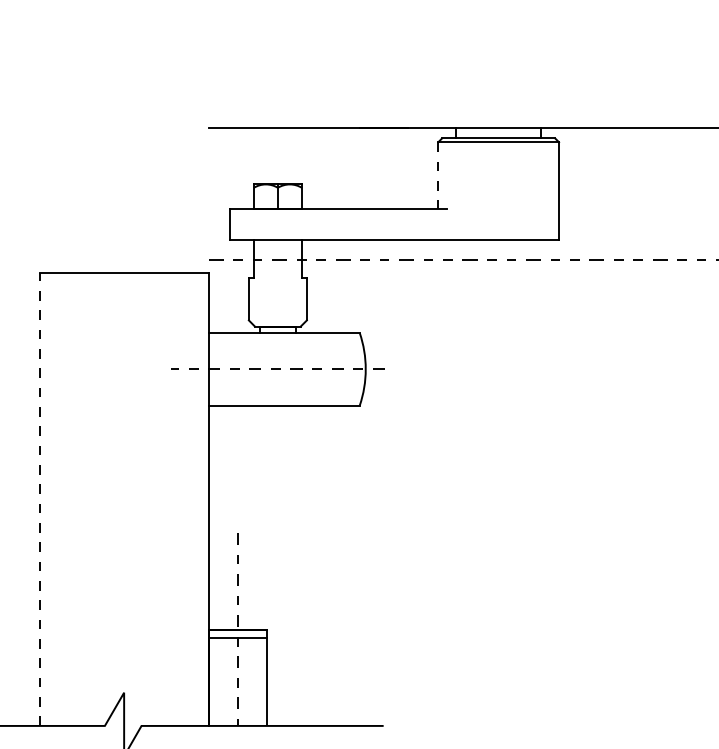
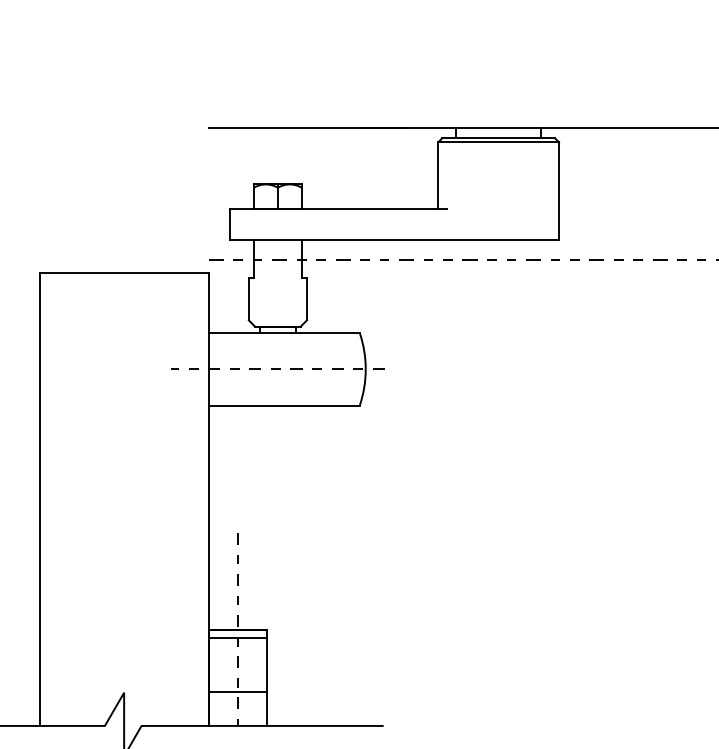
line: dashed -> solid (438, 175)
line: dashed -> solid (39, 499)
line: none -> present (237, 692)
